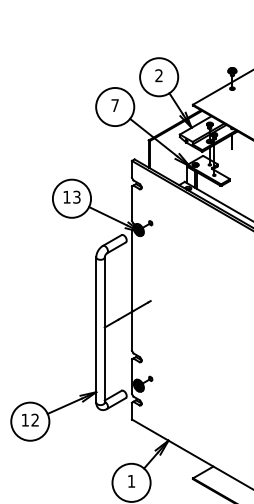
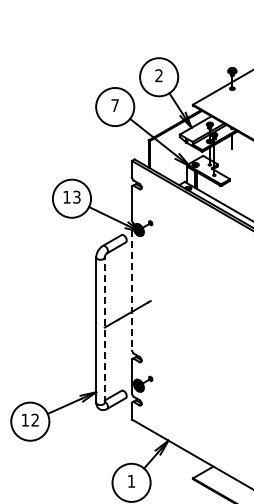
line: solid -> dashed (131, 290)
line: solid -> dashed (104, 330)
